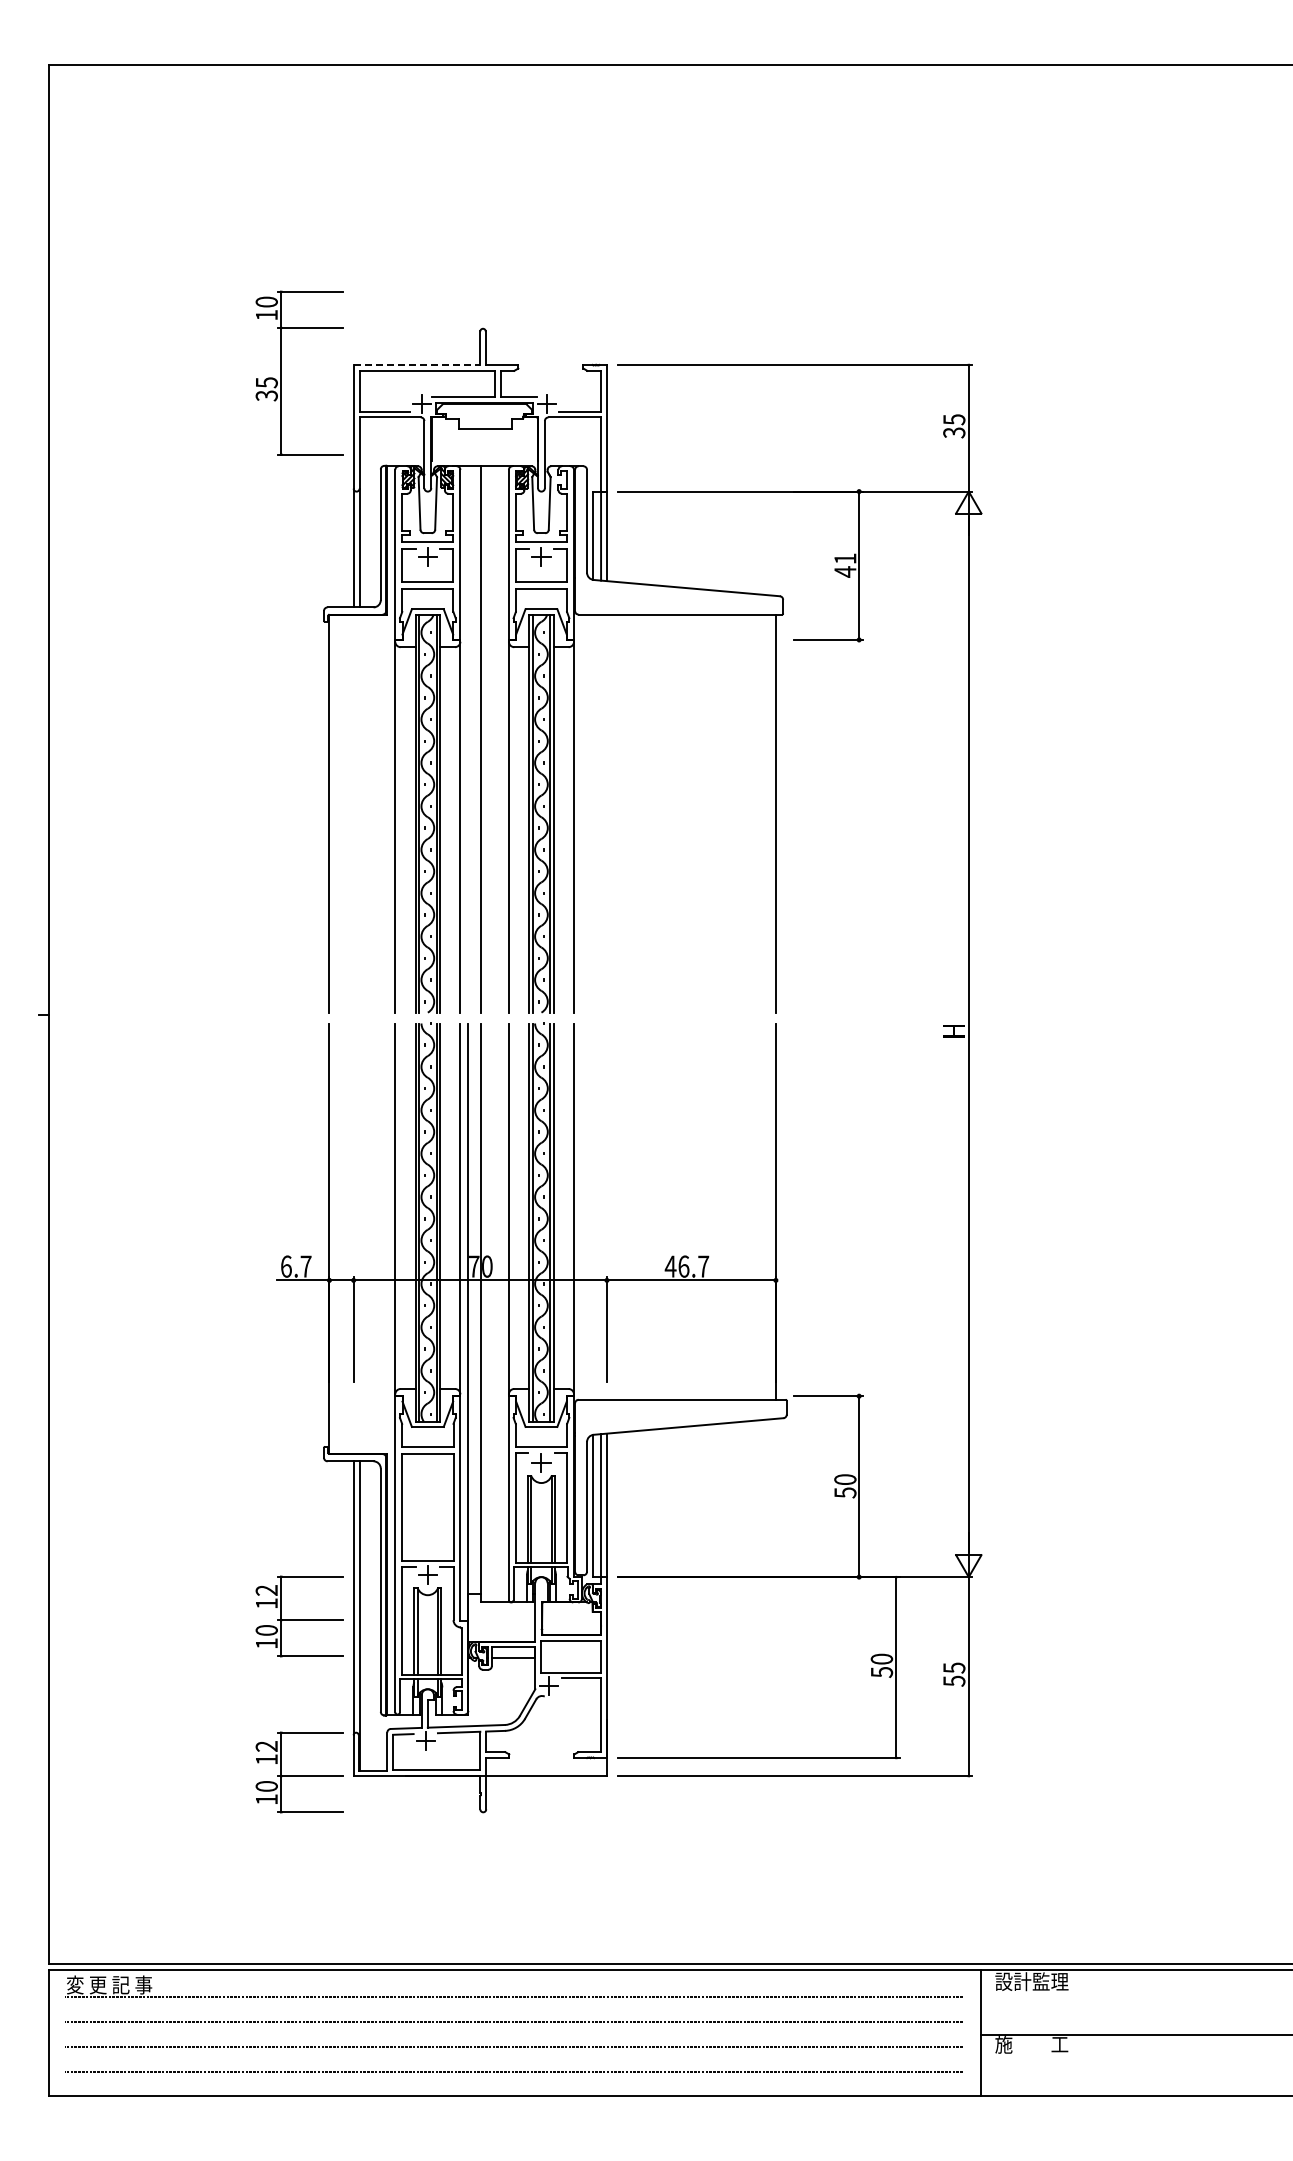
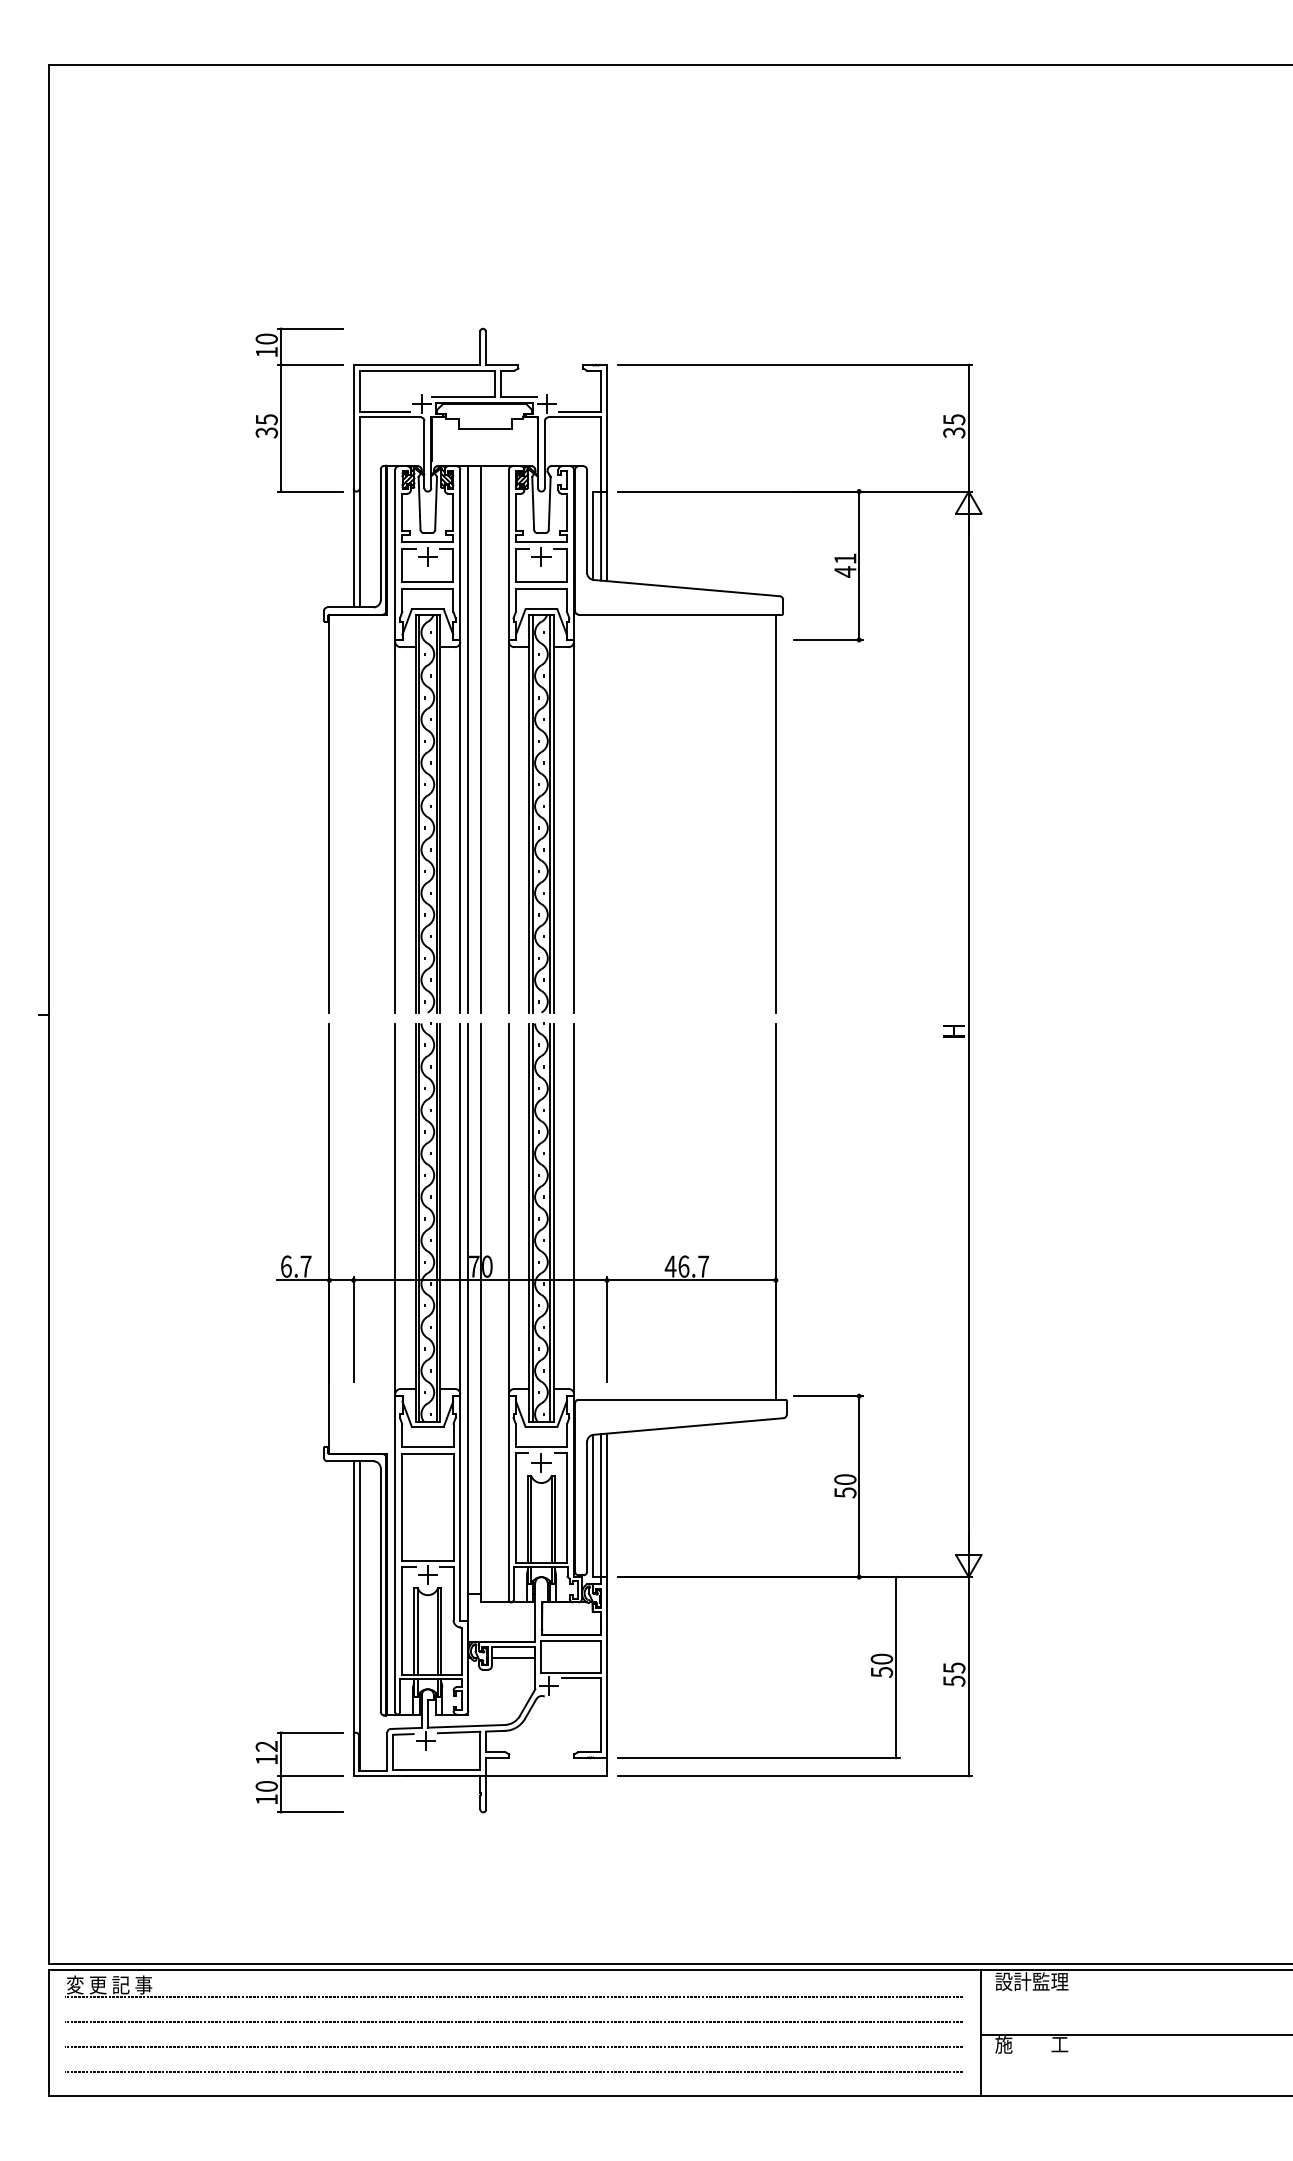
line: dashed -> solid (417, 364)
part position: (281, 372) -> (281, 409) (281, 409)
line: none -> present (468, 739)
part: present -> none (299, 1616)
